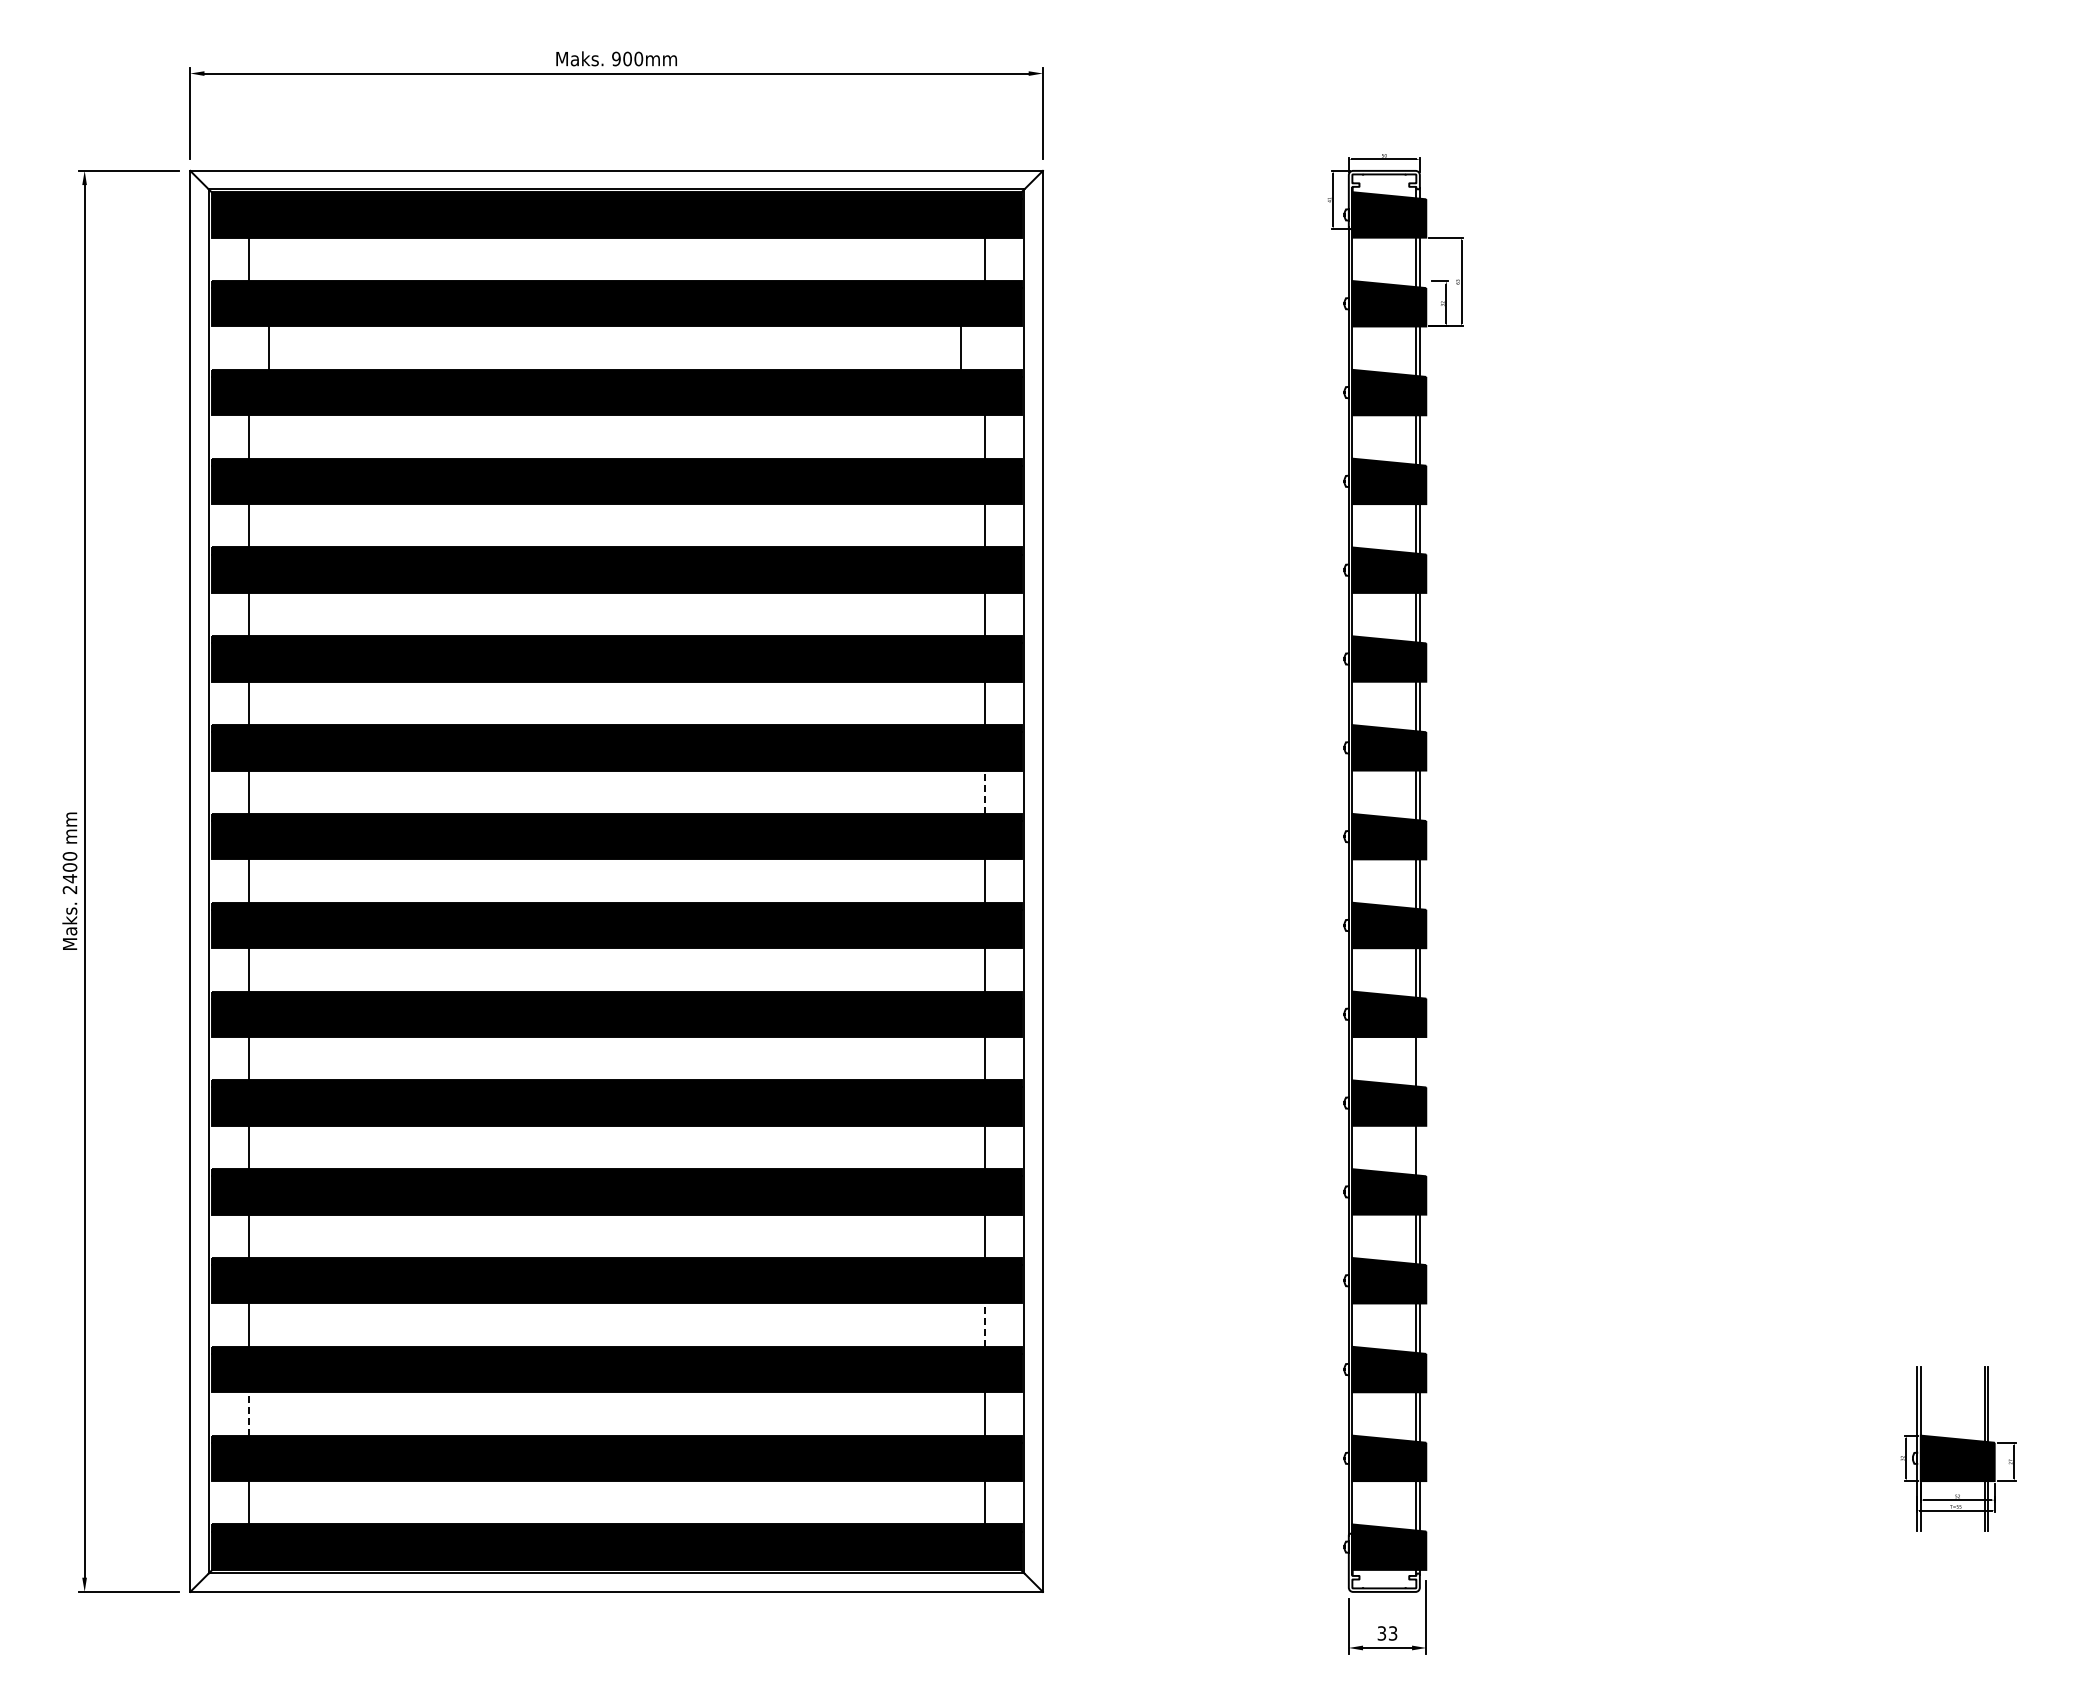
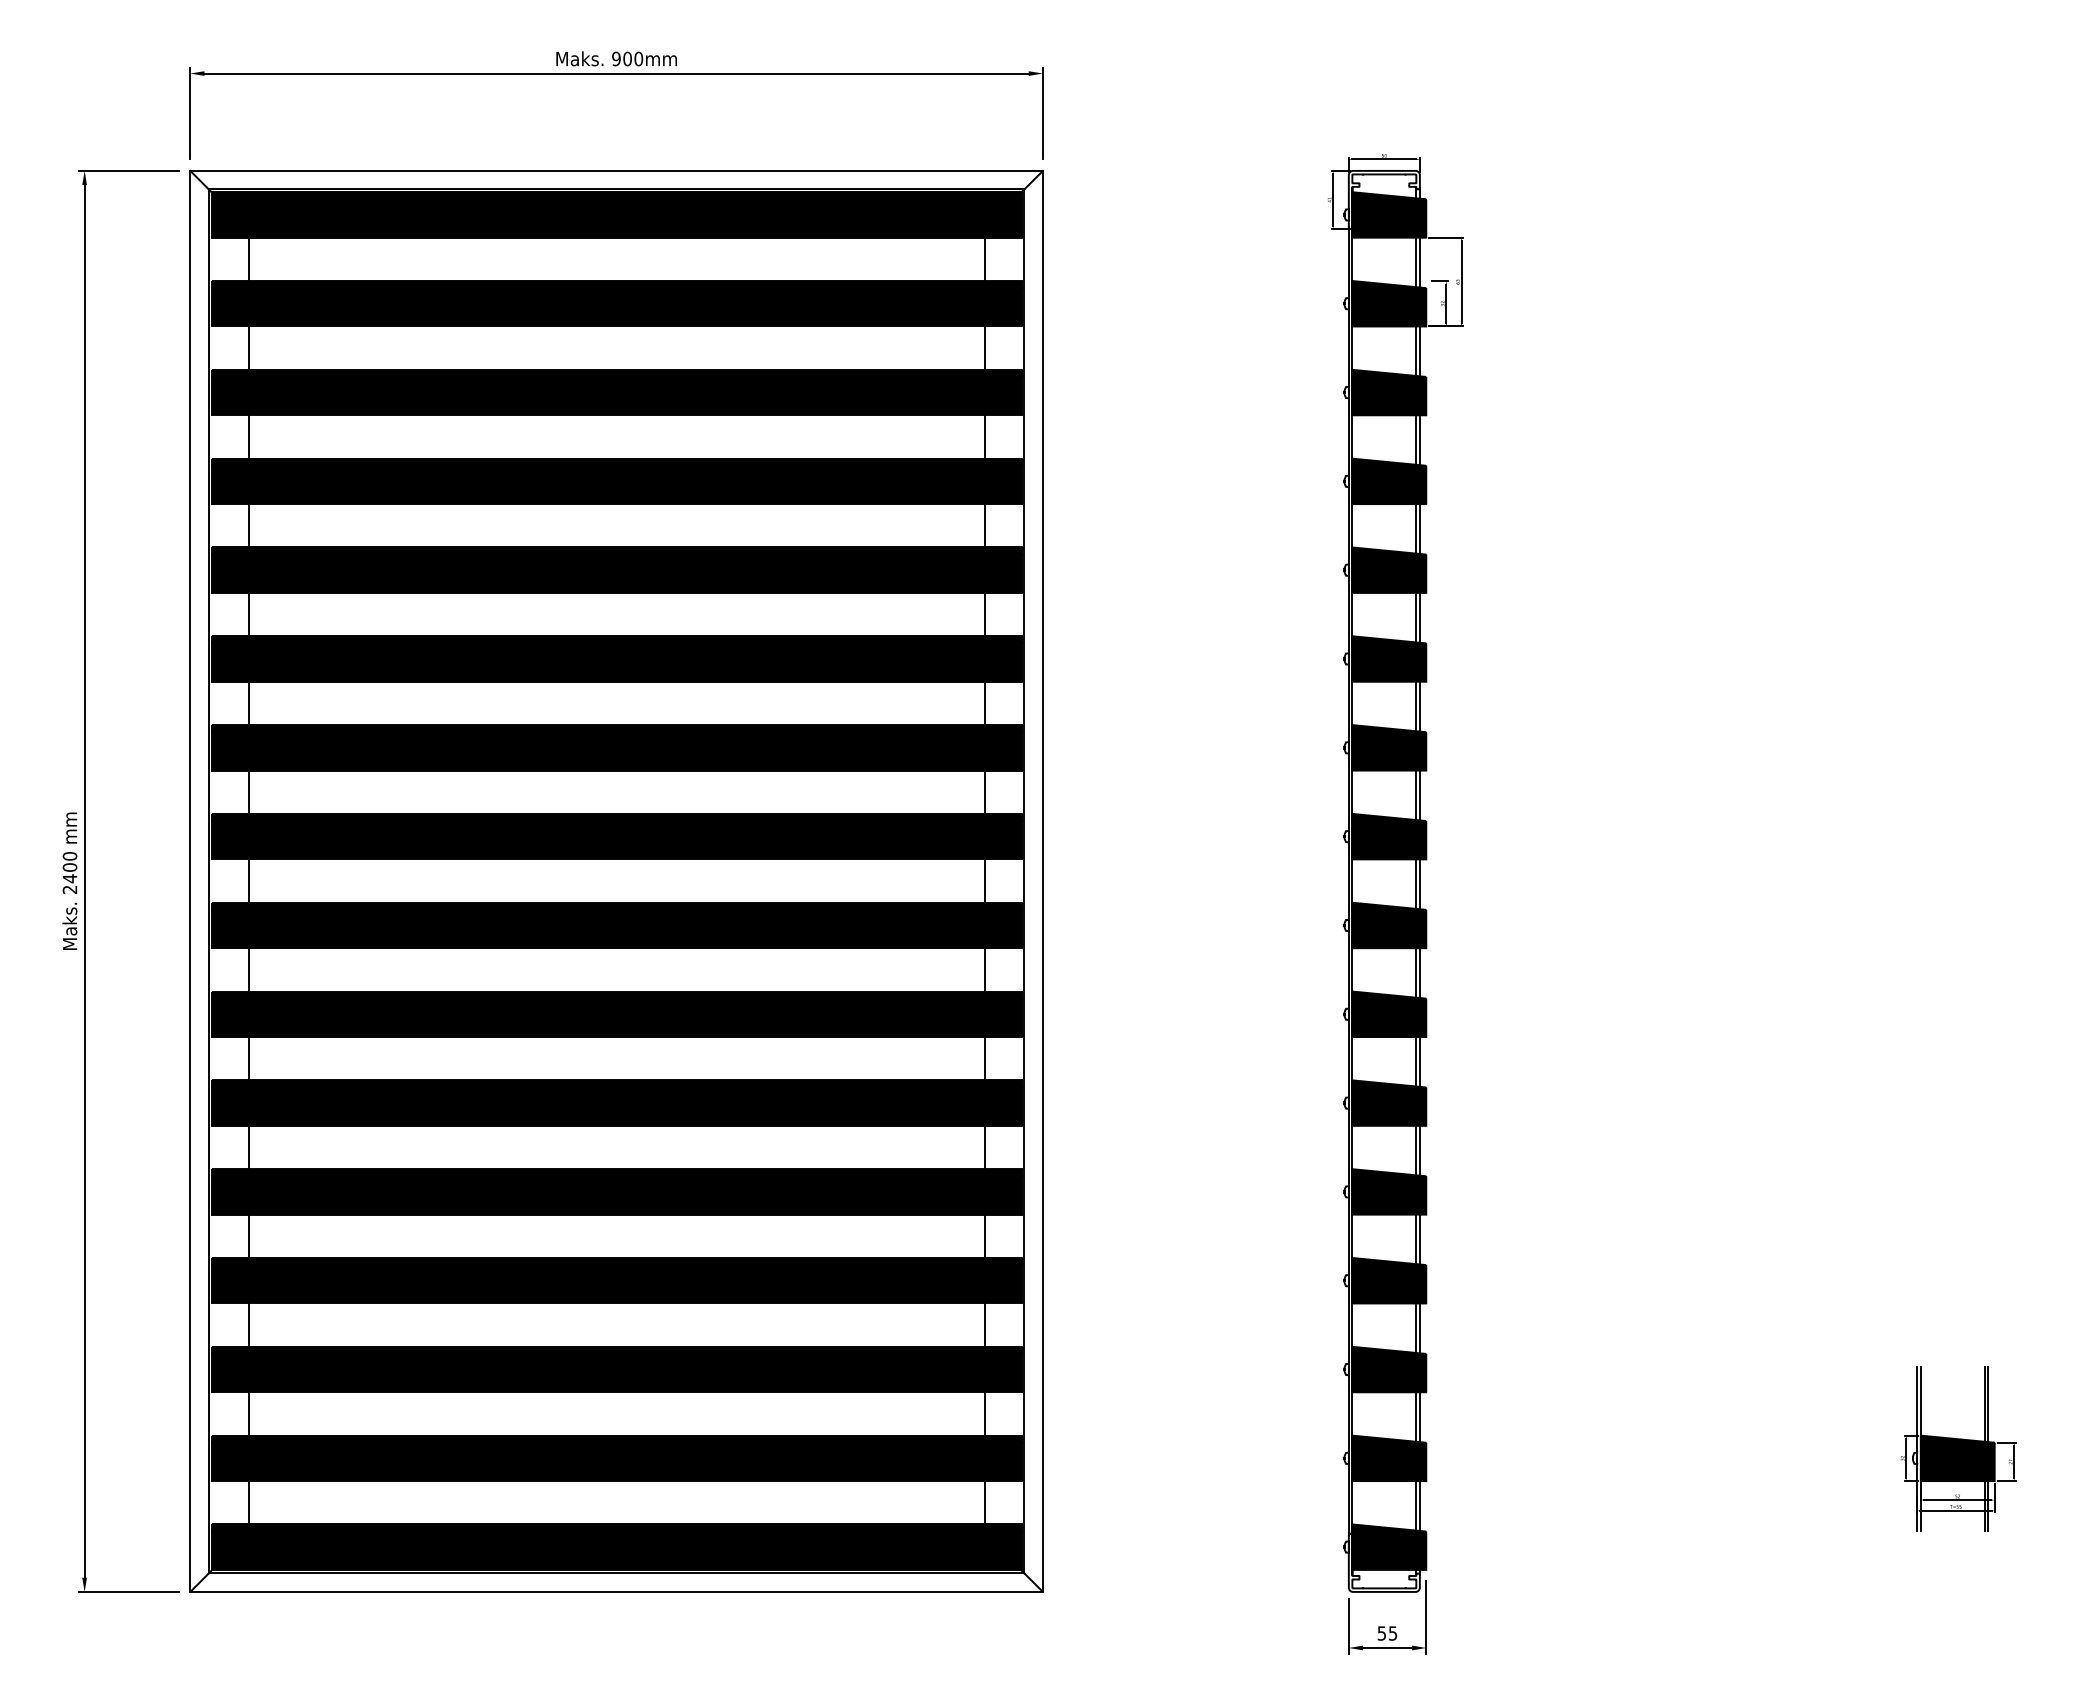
line position: (268, 347) -> (248, 347) (248, 347)
line position: (960, 347) -> (984, 347) (984, 347)
line: dashed -> solid (984, 792)
line: none -> present (1419, 1061)
line: none -> present (1419, 1150)
line: dashed -> solid (984, 1325)
line: dashed -> solid (248, 1413)
text: 33 -> 55 (1387, 1632)
